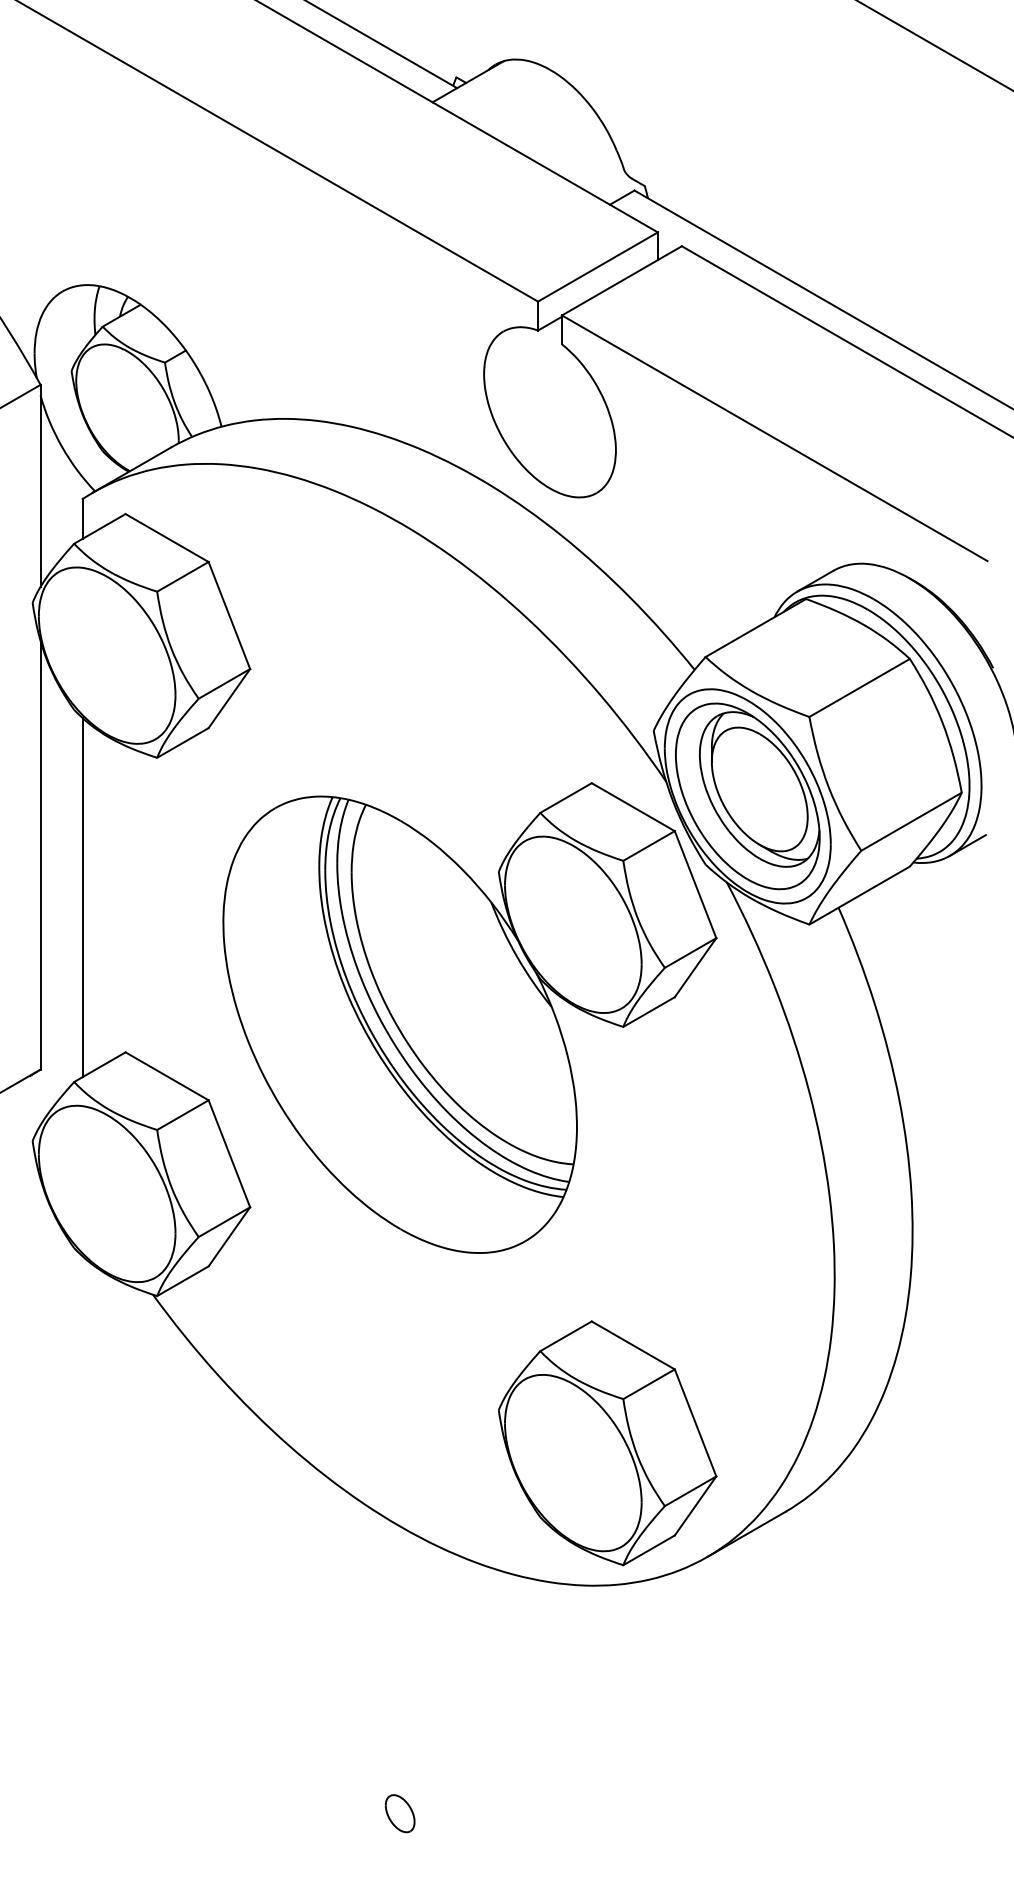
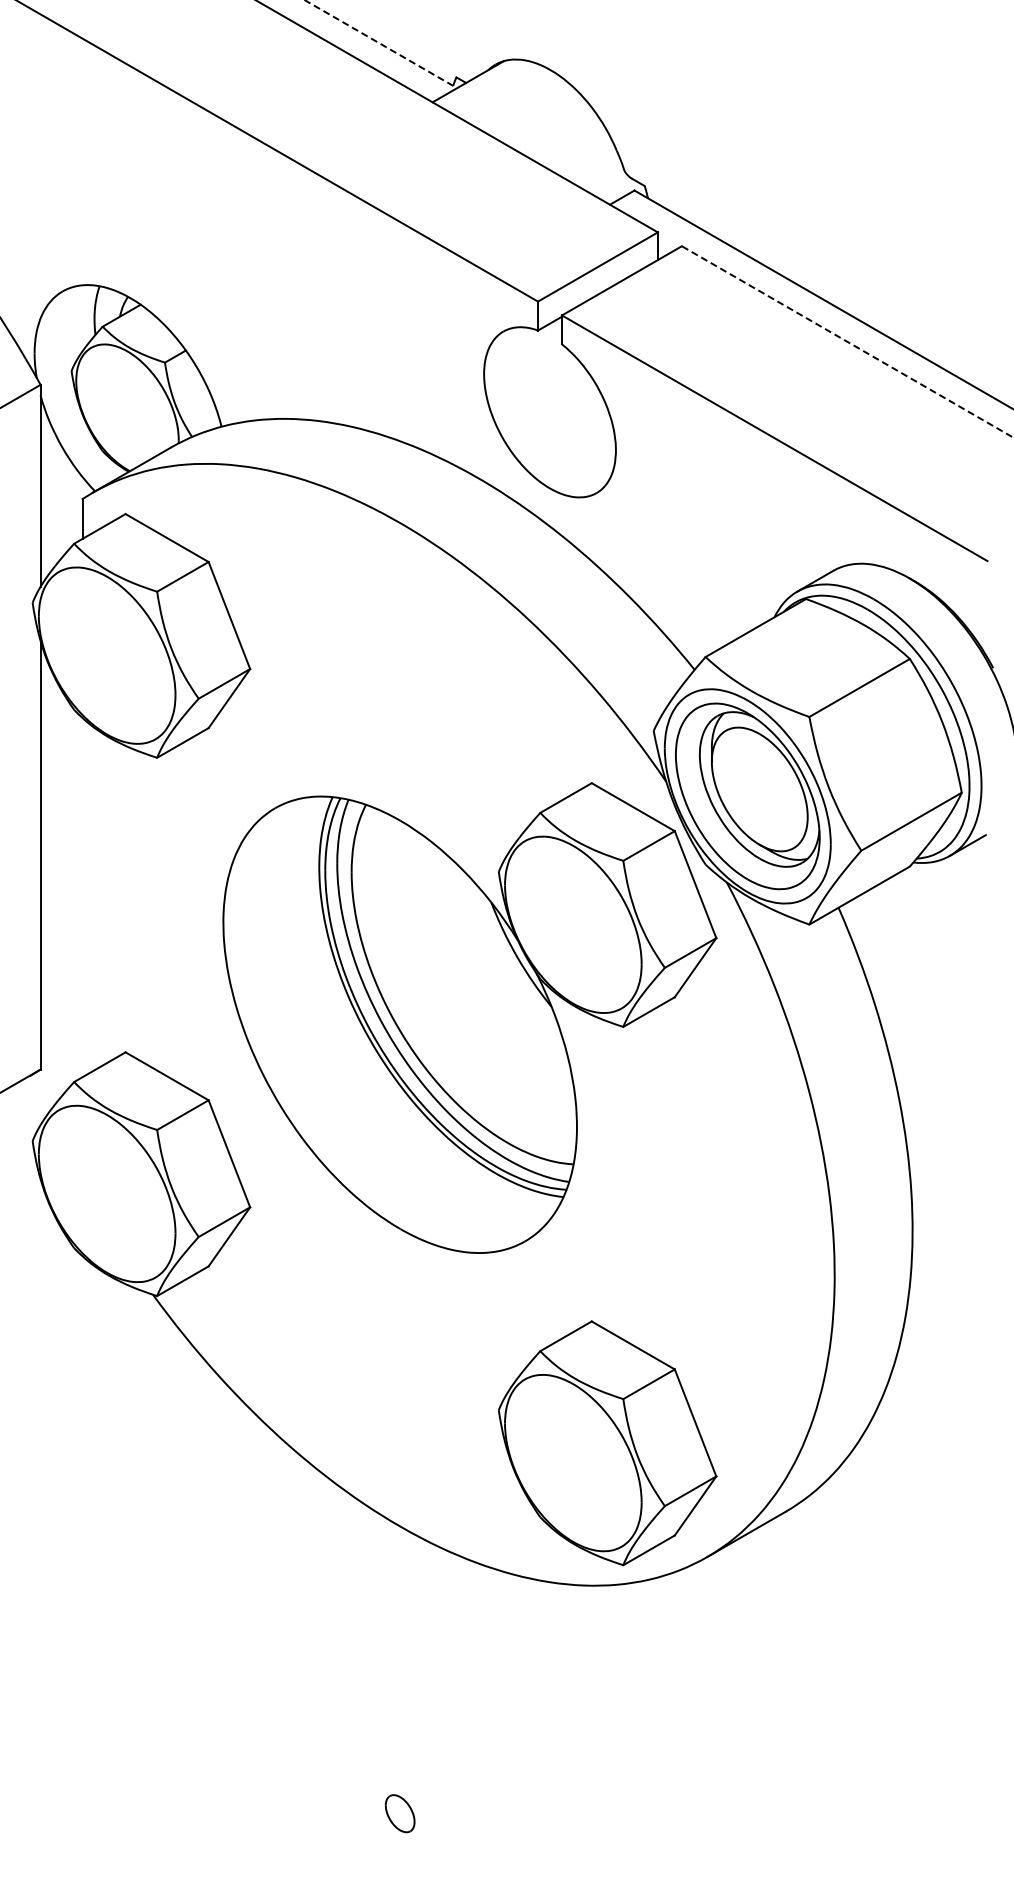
line: solid -> dashed (381, 44)
line: present -> none (934, 45)
line: solid -> dashed (847, 342)
line: present -> none (82, 897)
